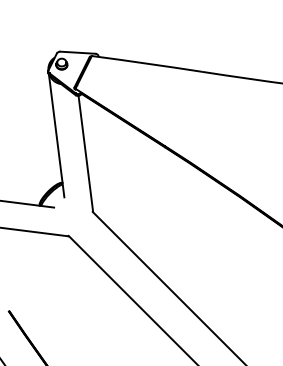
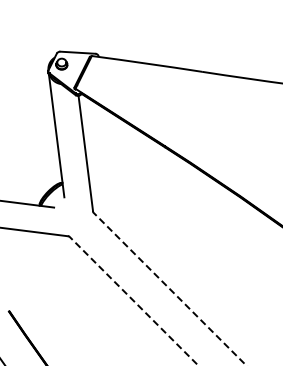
line: solid -> dashed (169, 288)
line: solid -> dashed (133, 300)
